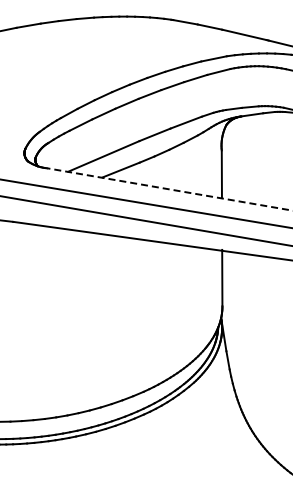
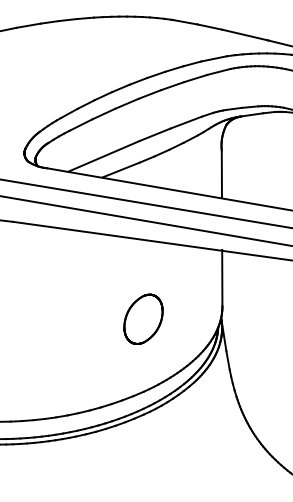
line: dashed -> solid (169, 189)
part: none -> present (143, 318)
